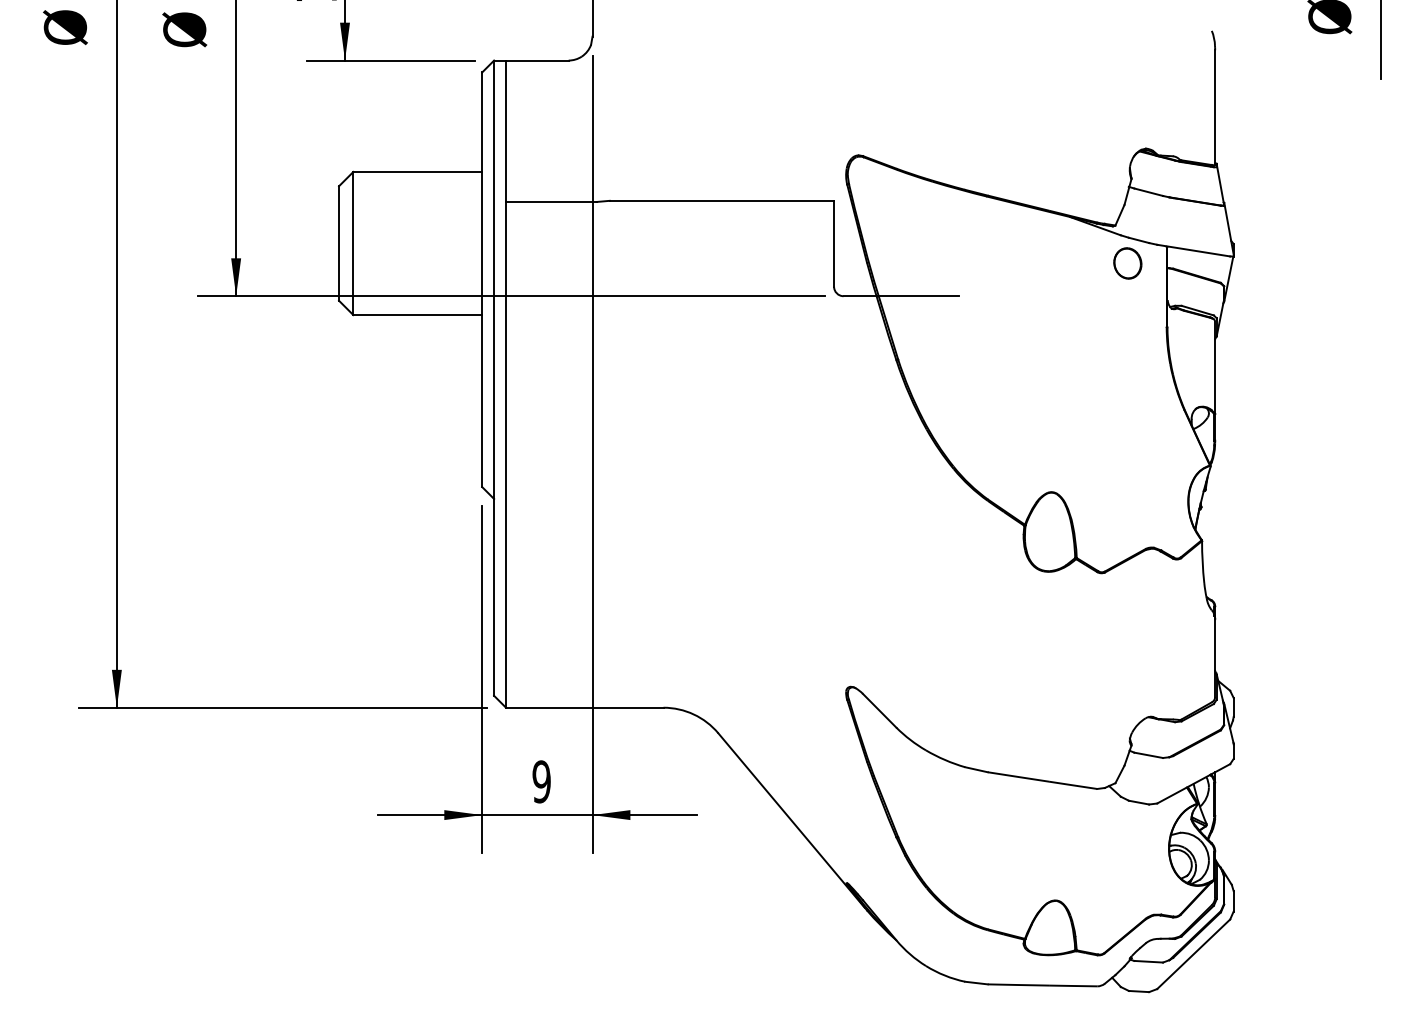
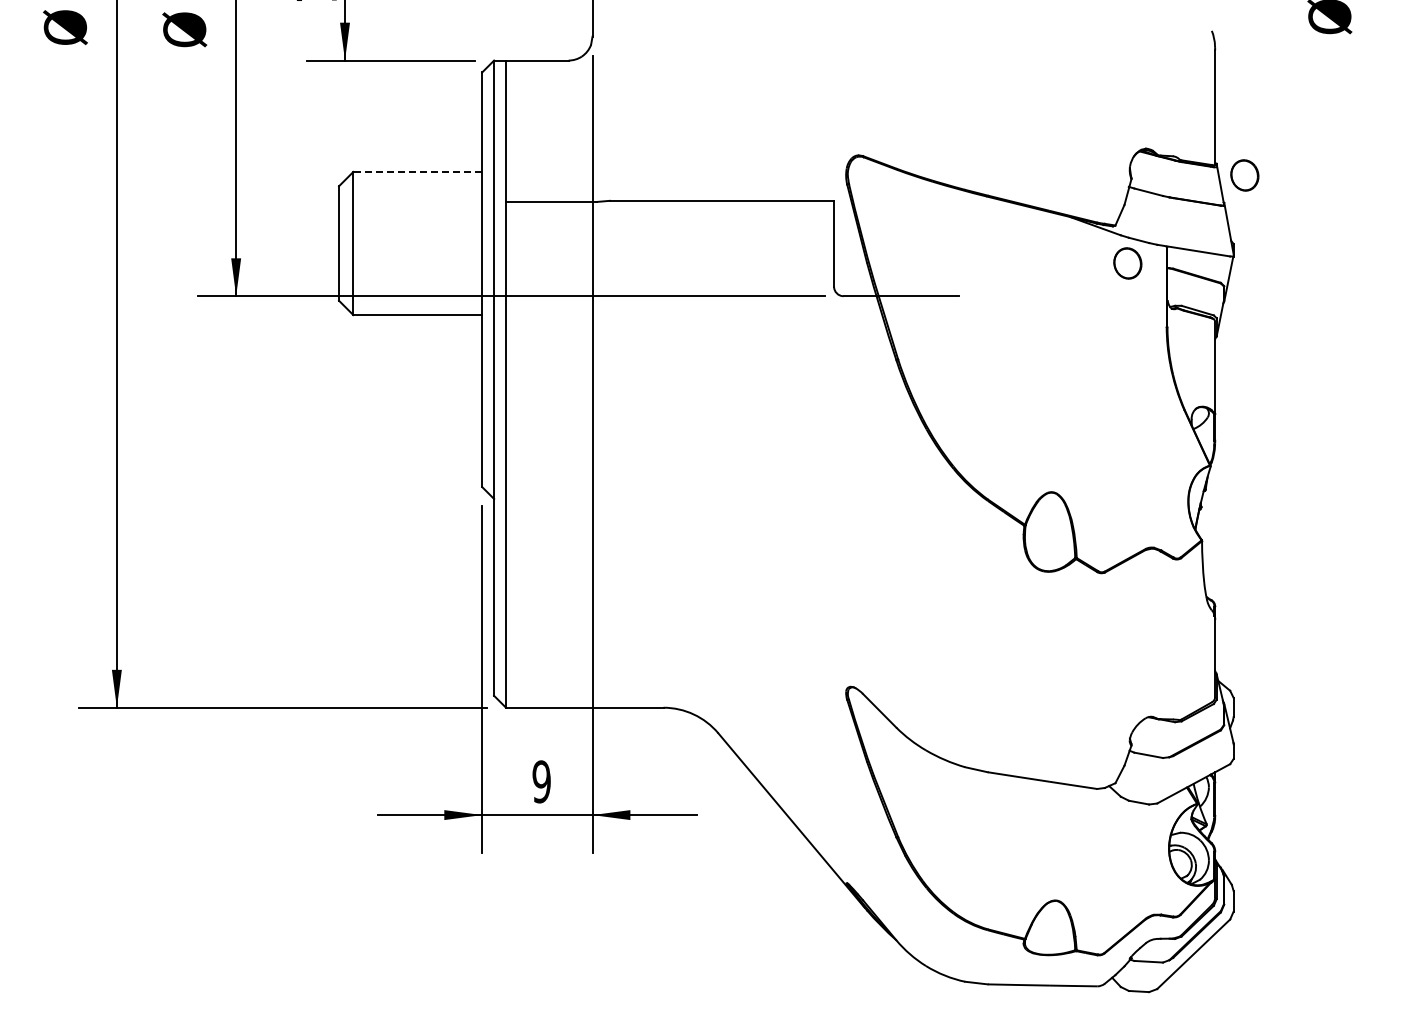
line: present -> none (1381, 40)
line: solid -> dashed (417, 171)
part: none -> present (1244, 175)
